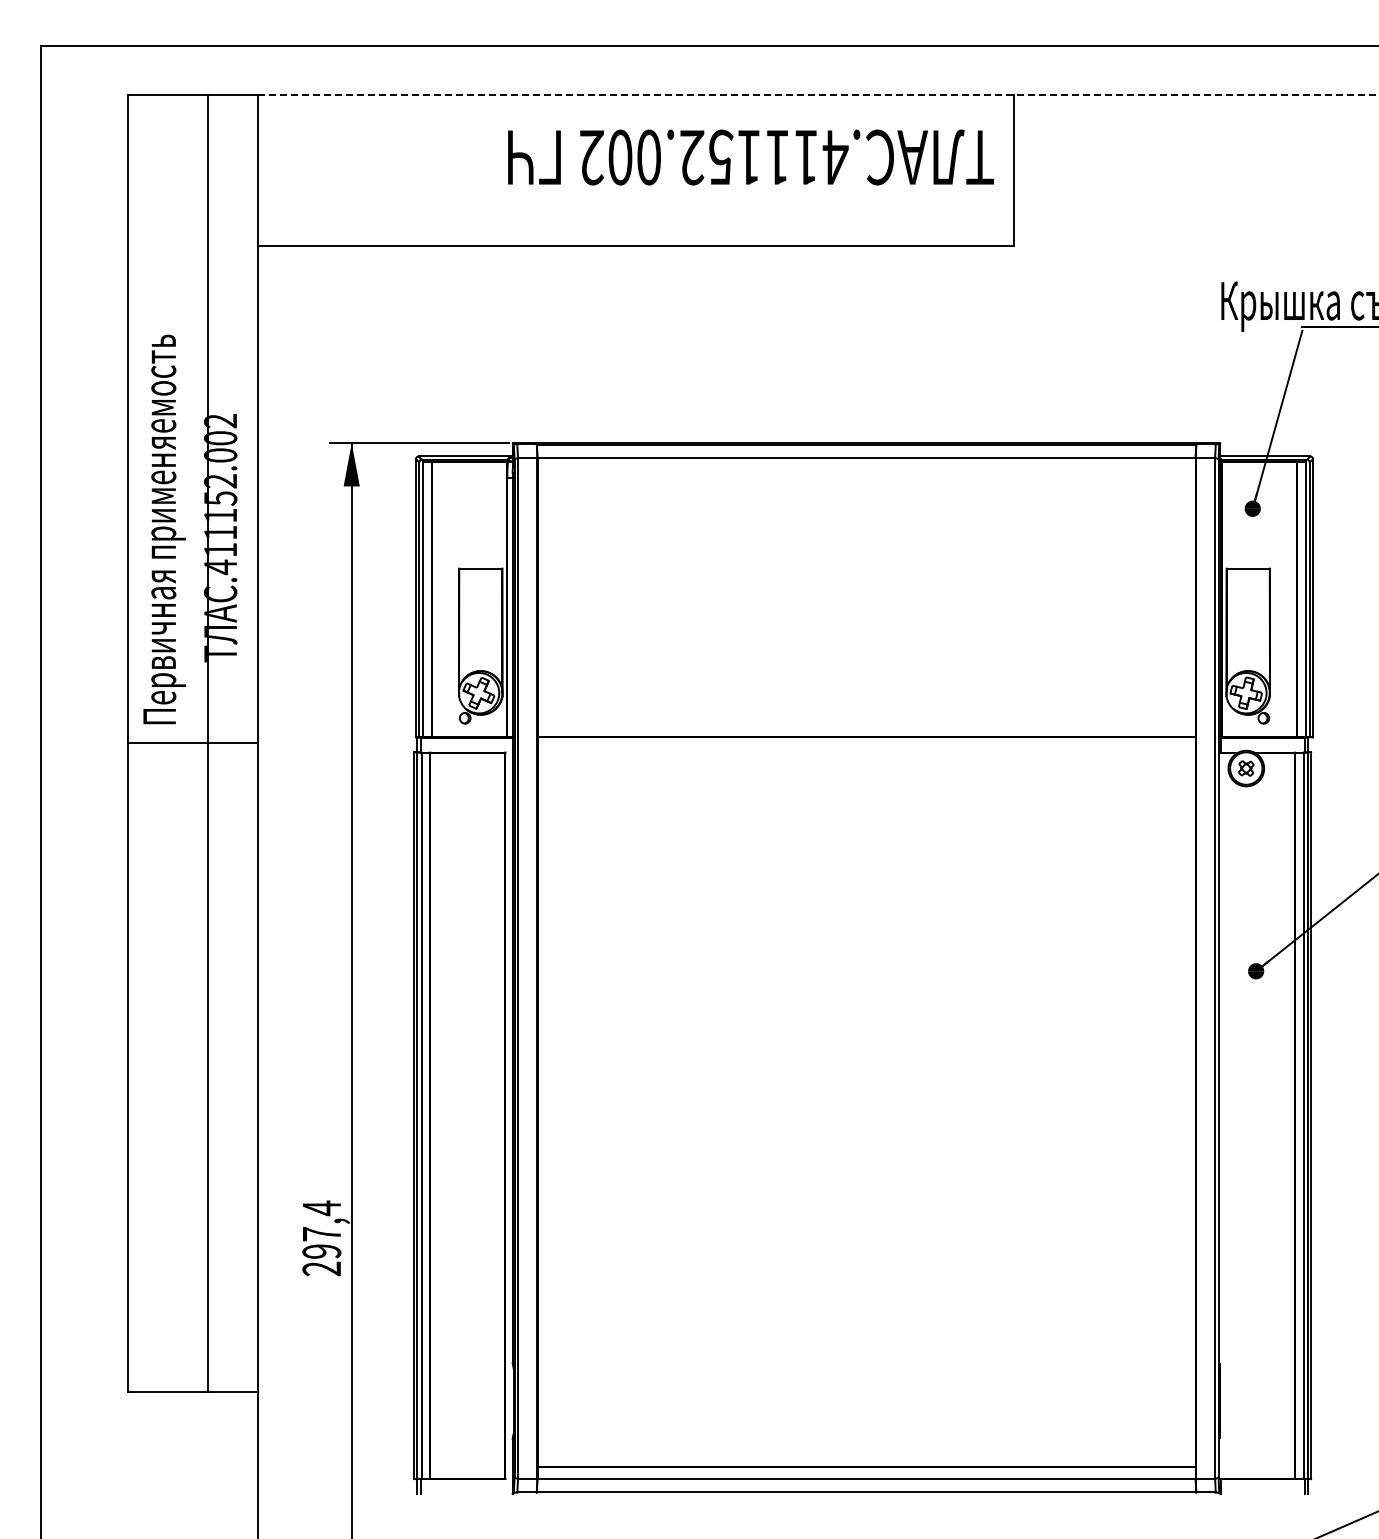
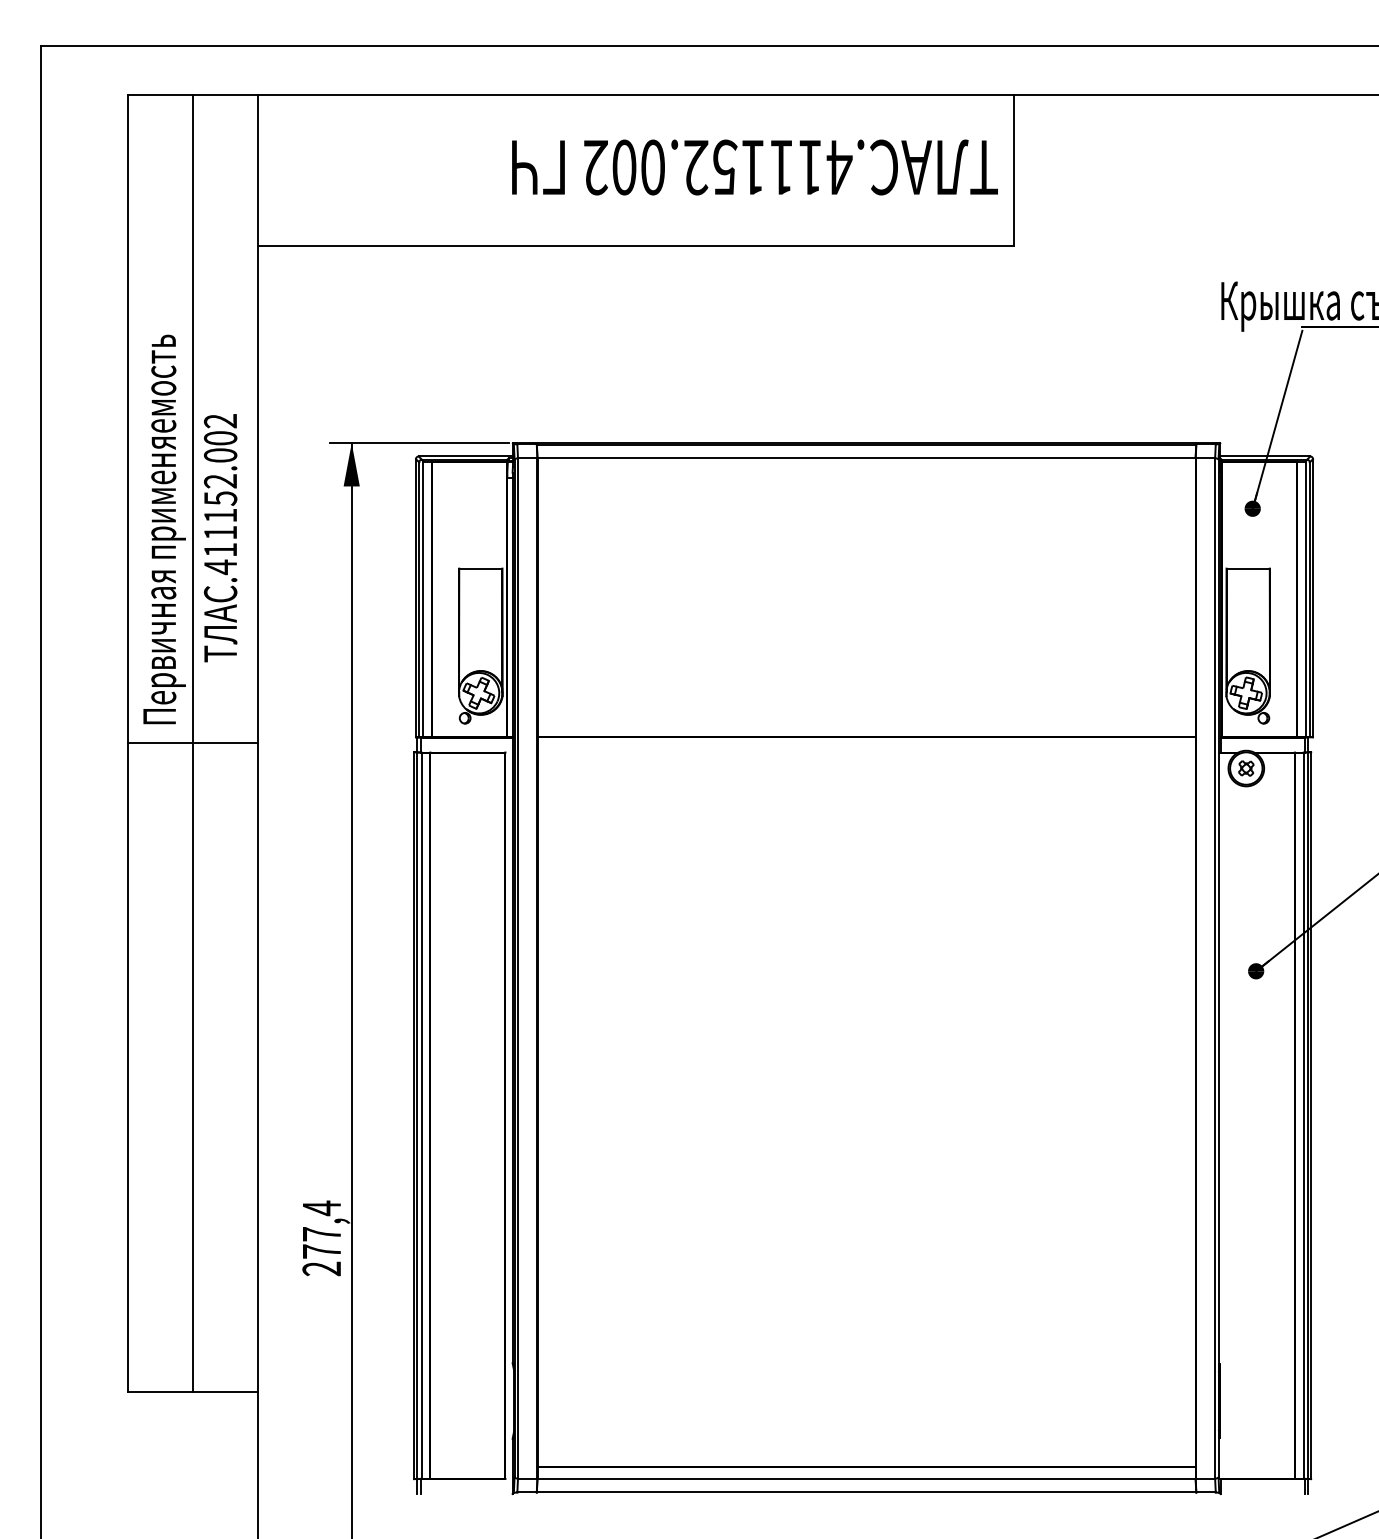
line: dashed -> solid (818, 94)
text position: (750, 157) -> (754, 167) (754, 167)
line position: (207, 742) -> (192, 742) (192, 742)
text: 297,4 -> 277,4 (321, 1251)
